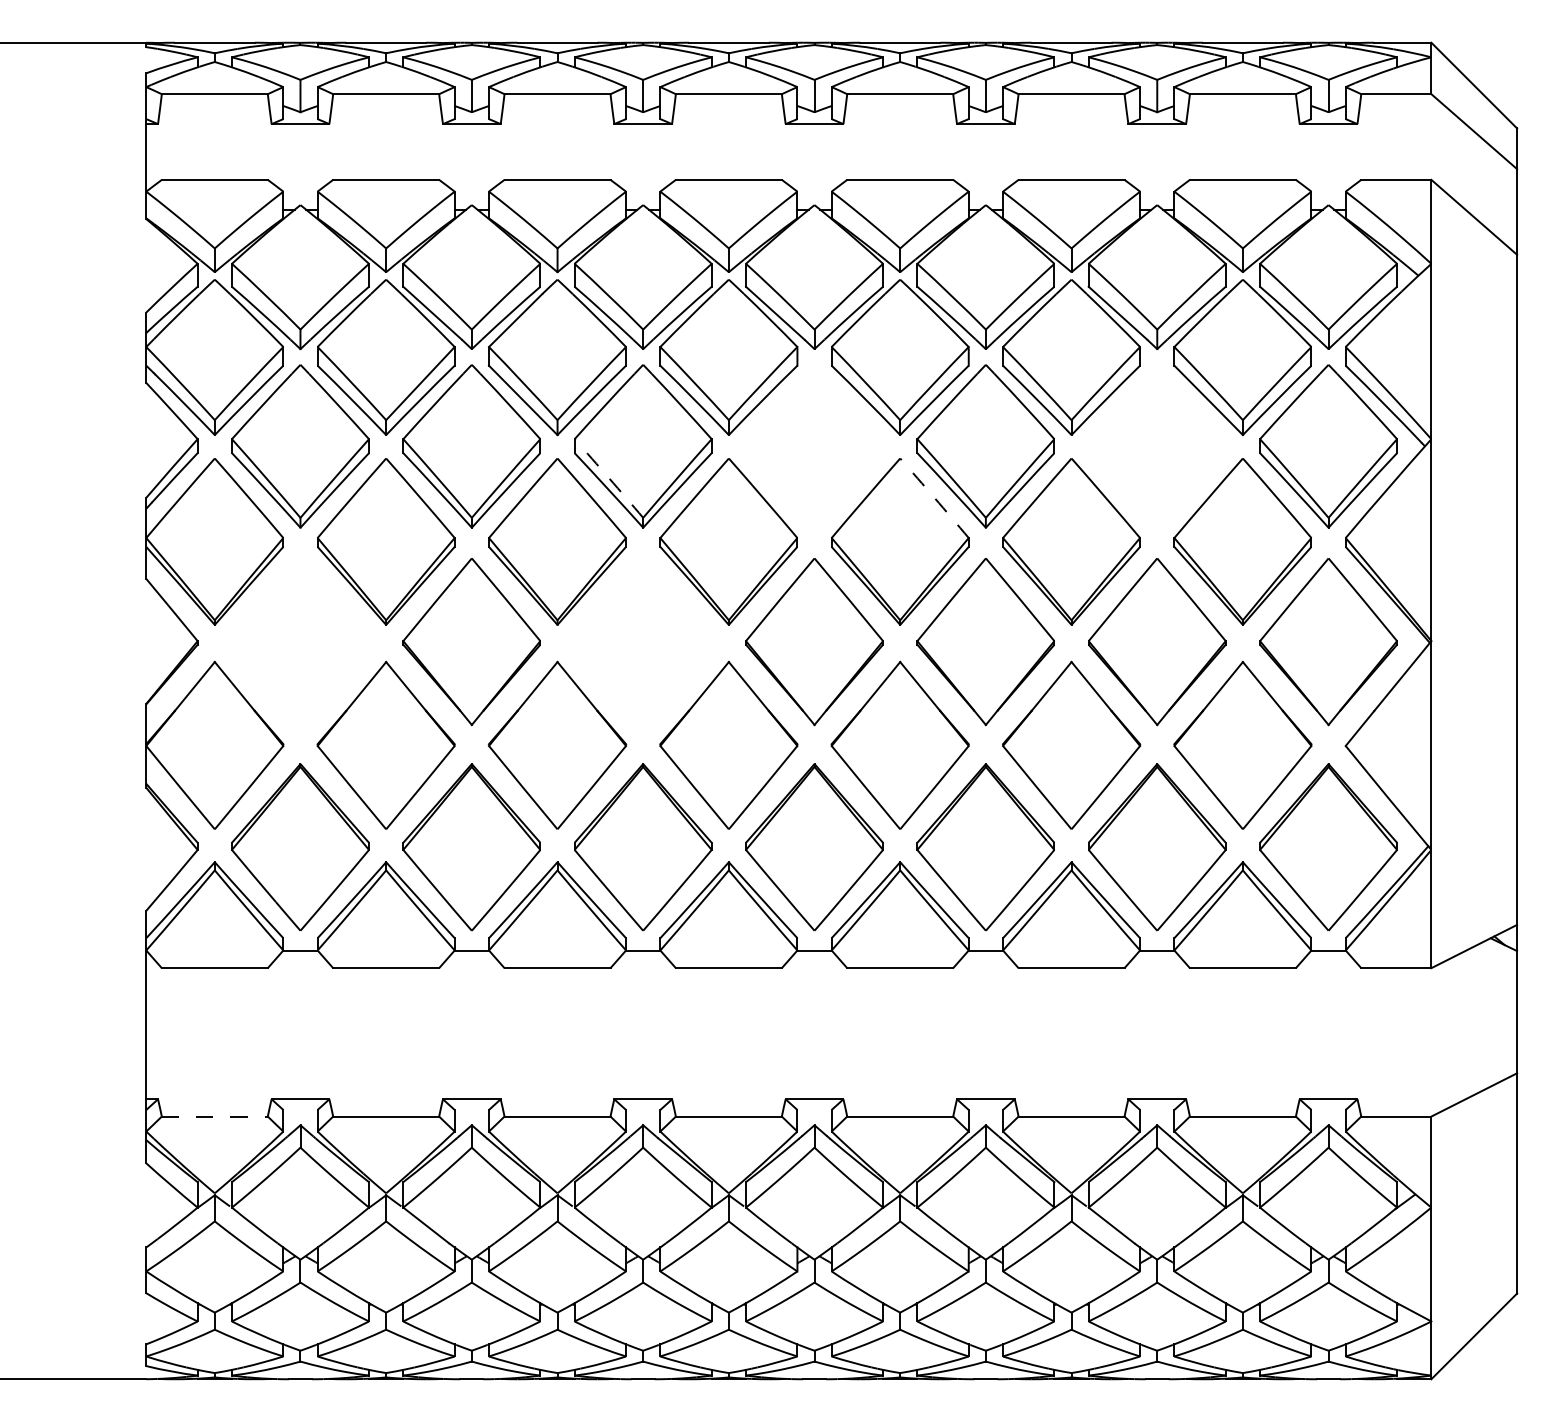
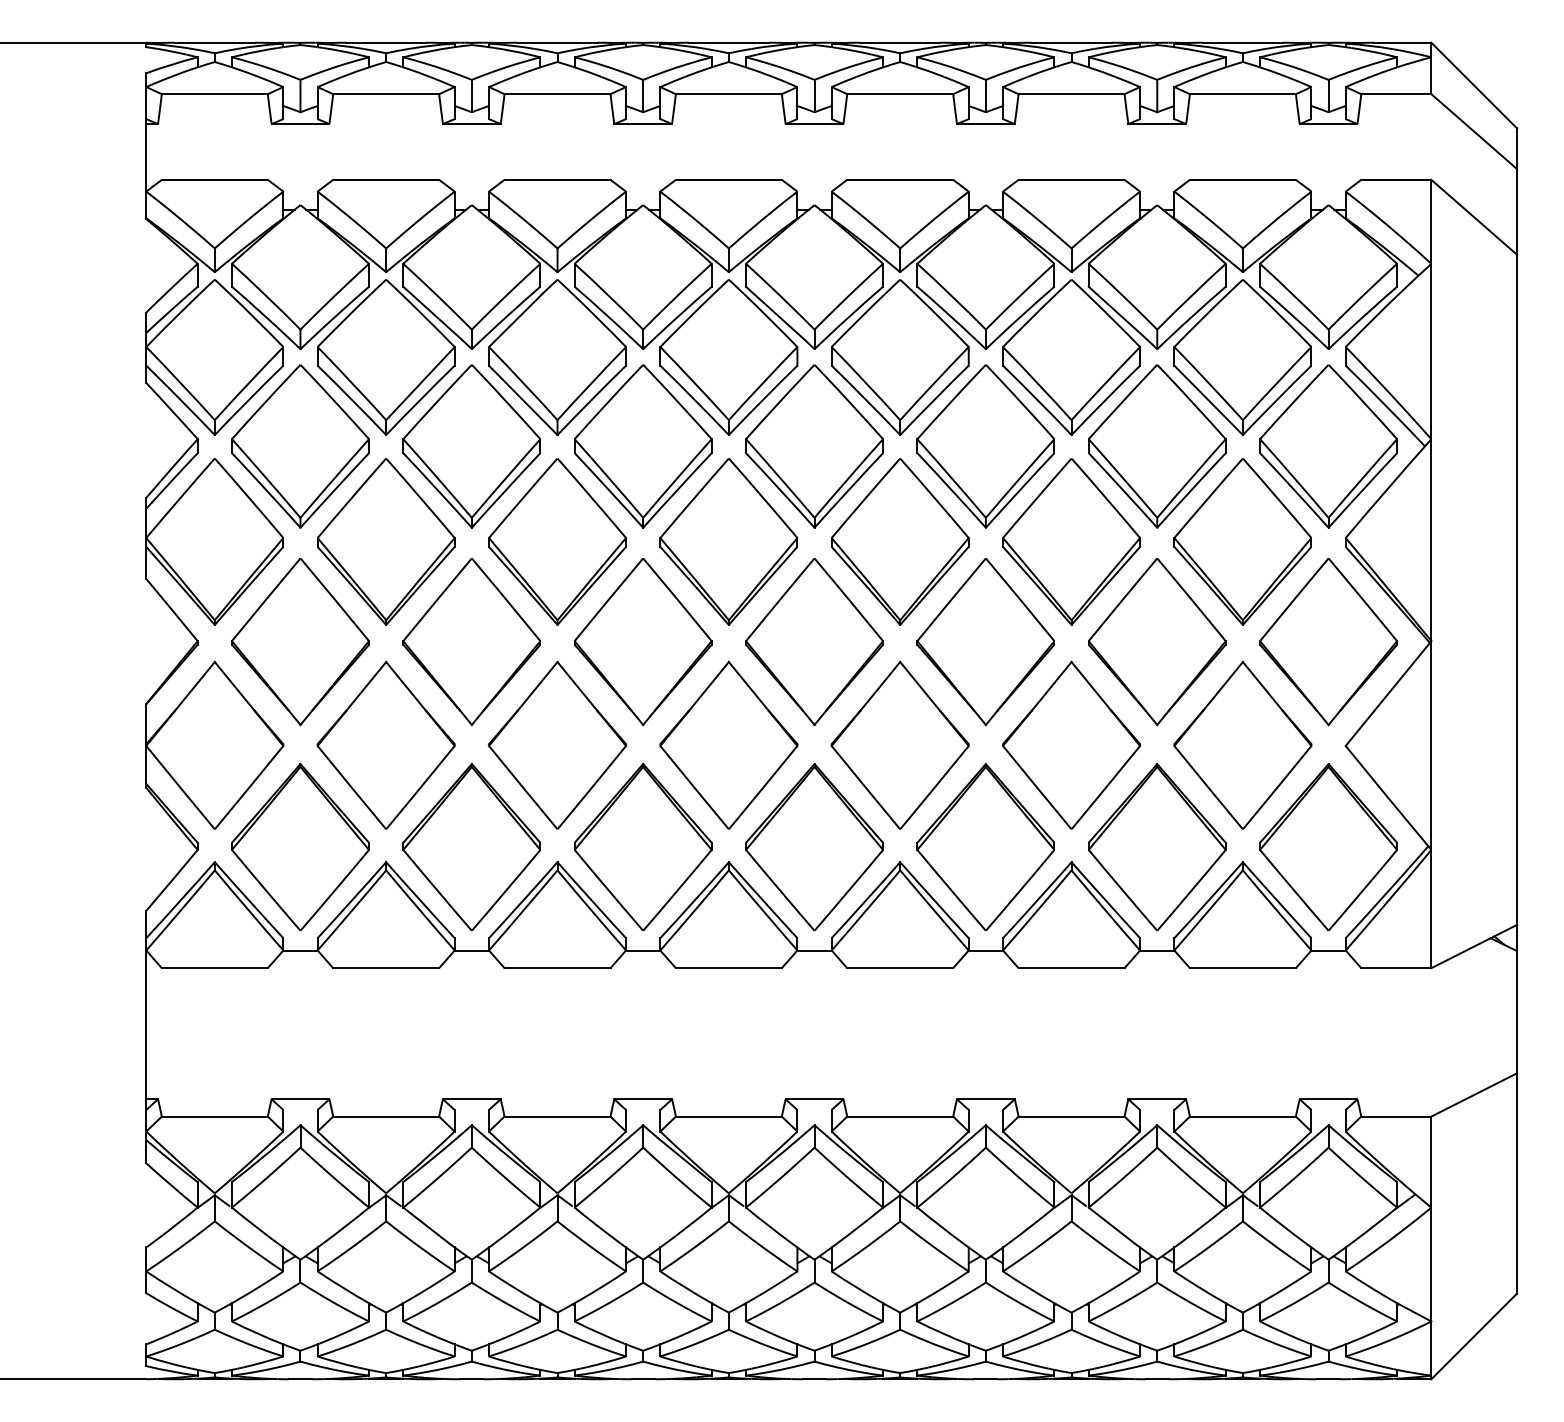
part: none -> present (814, 446)
part: none -> present (1157, 446)
arc: dashed -> solid (609, 478)
arc: dashed -> solid (934, 498)
part: none -> present (300, 642)
part: none -> present (643, 642)
line: dashed -> solid (214, 1116)
